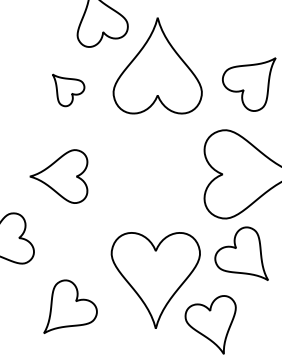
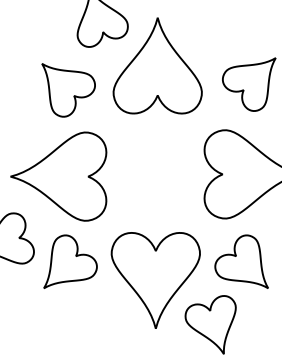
part size: 34x35 px -> 55x55 px (68, 90)
part size: 60x55 px -> 98x91 px (58, 176)
part position: (241, 253) -> (241, 261) (241, 261)
part position: (70, 306) -> (70, 261) (70, 261)
